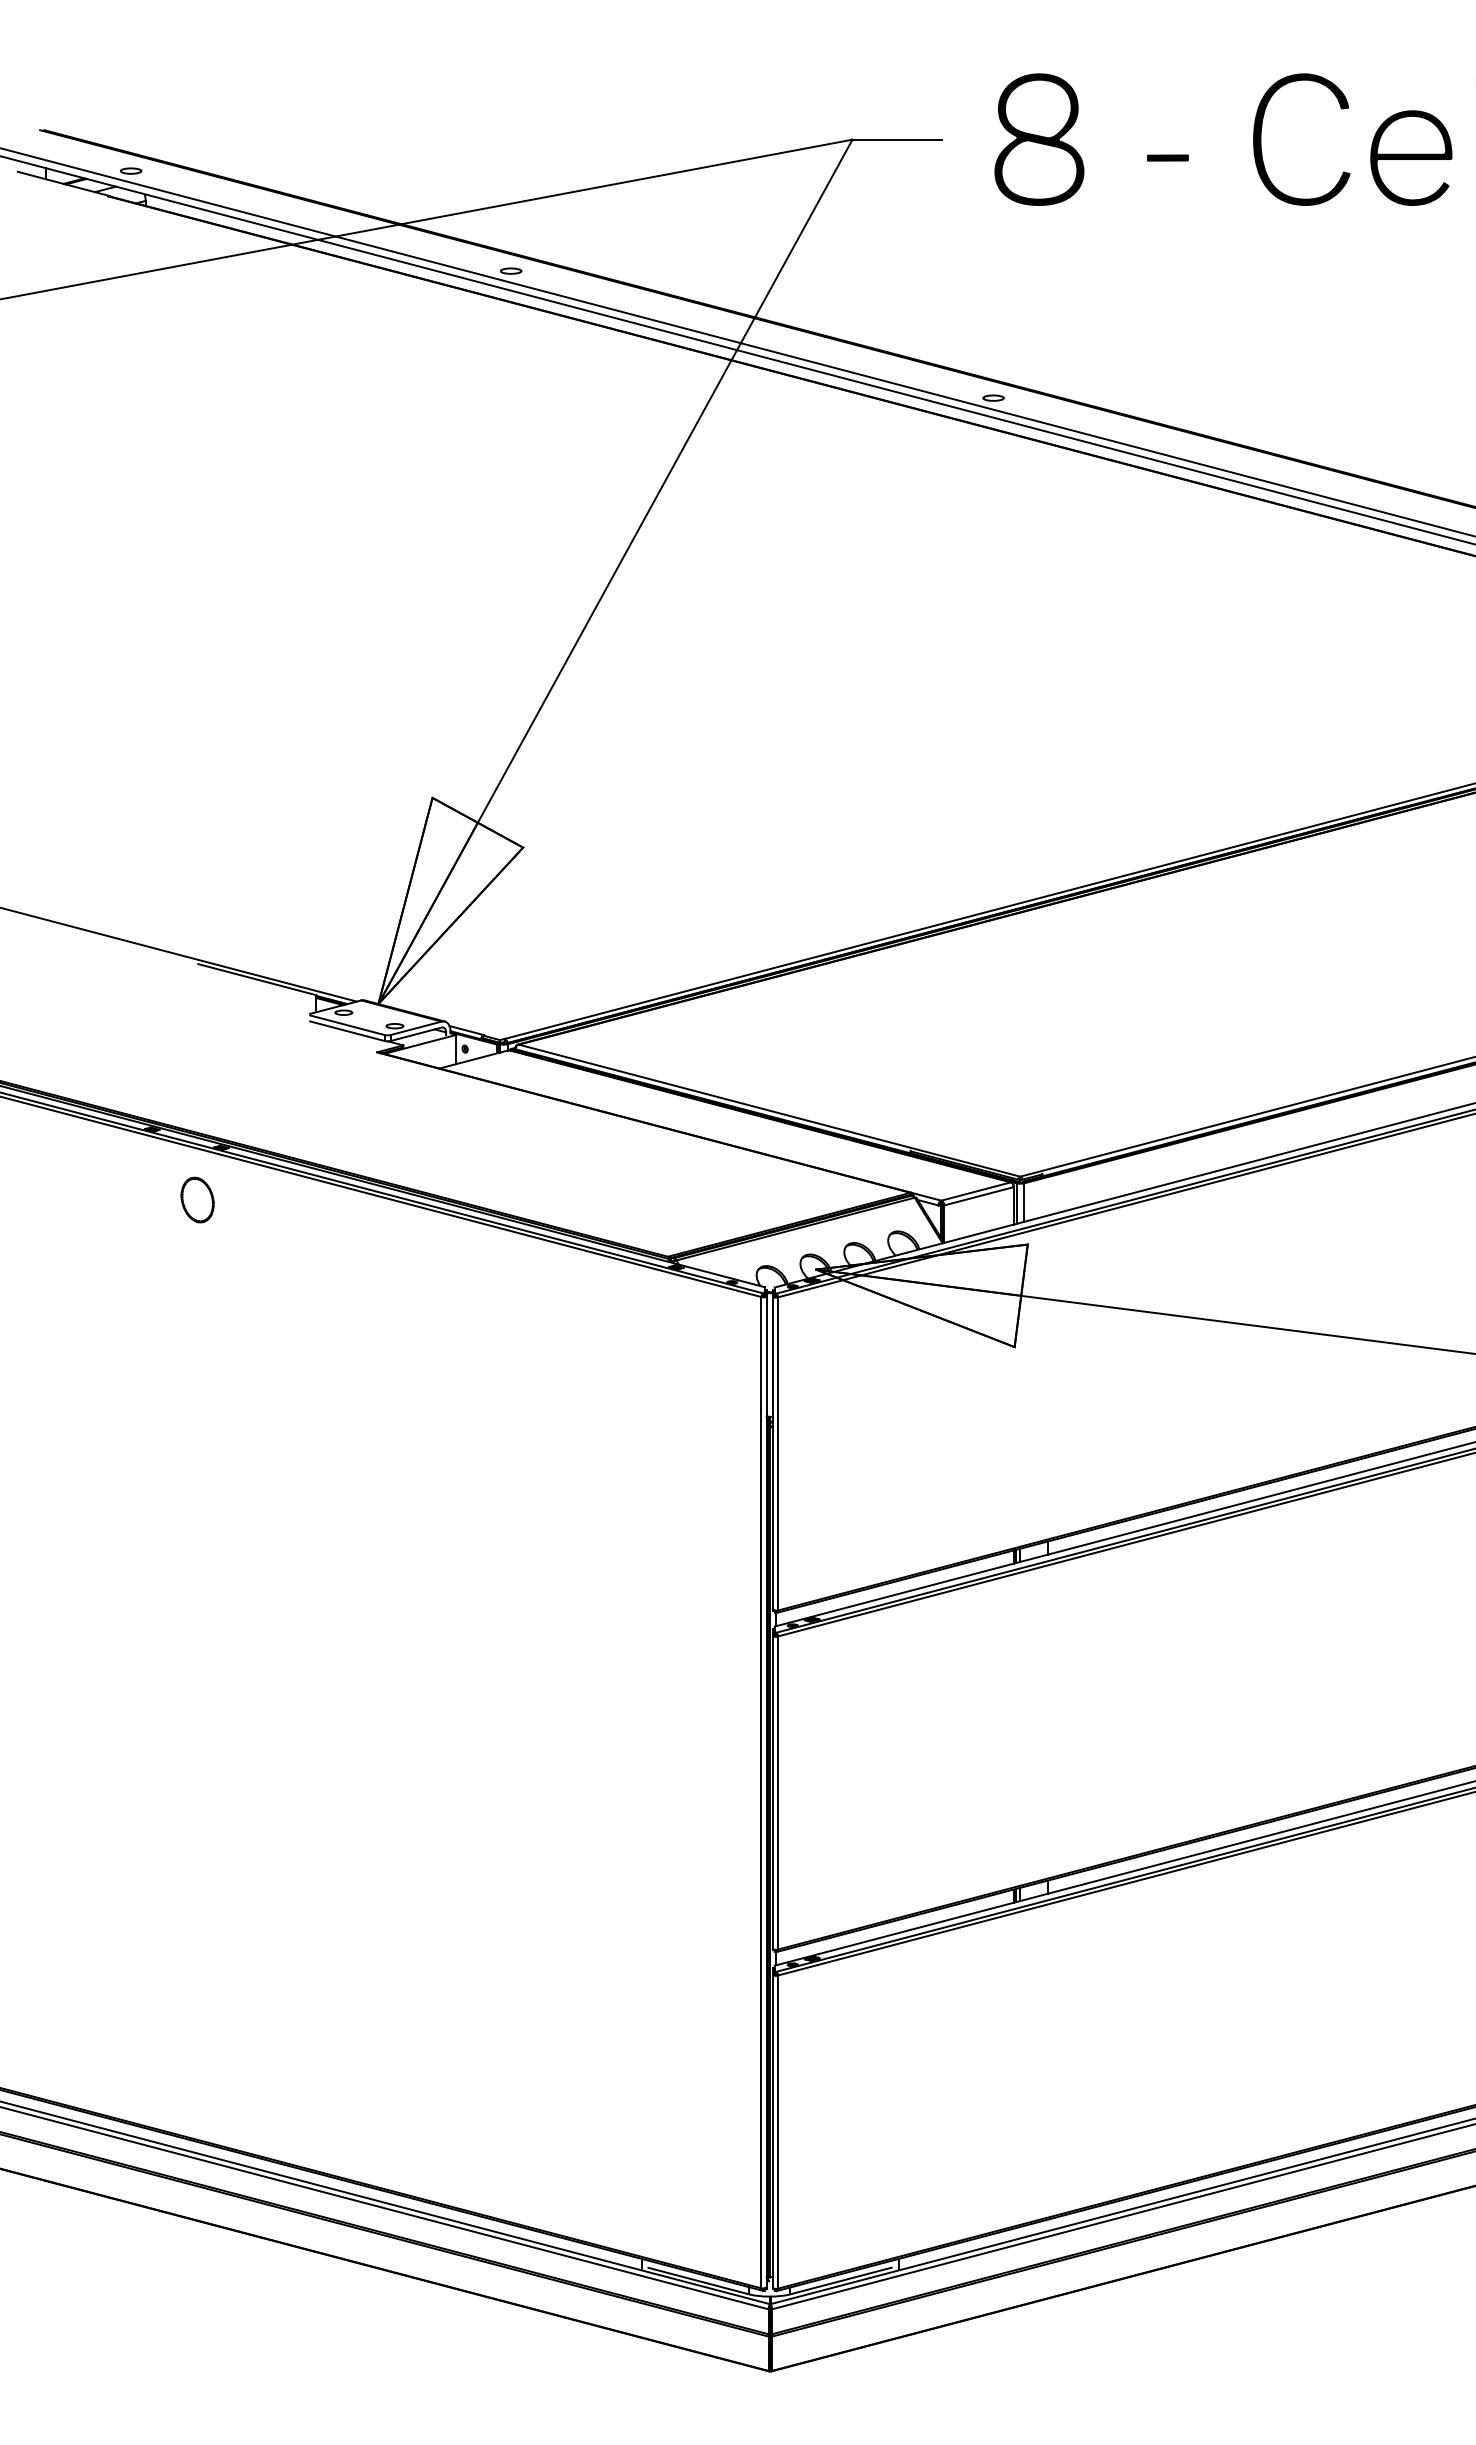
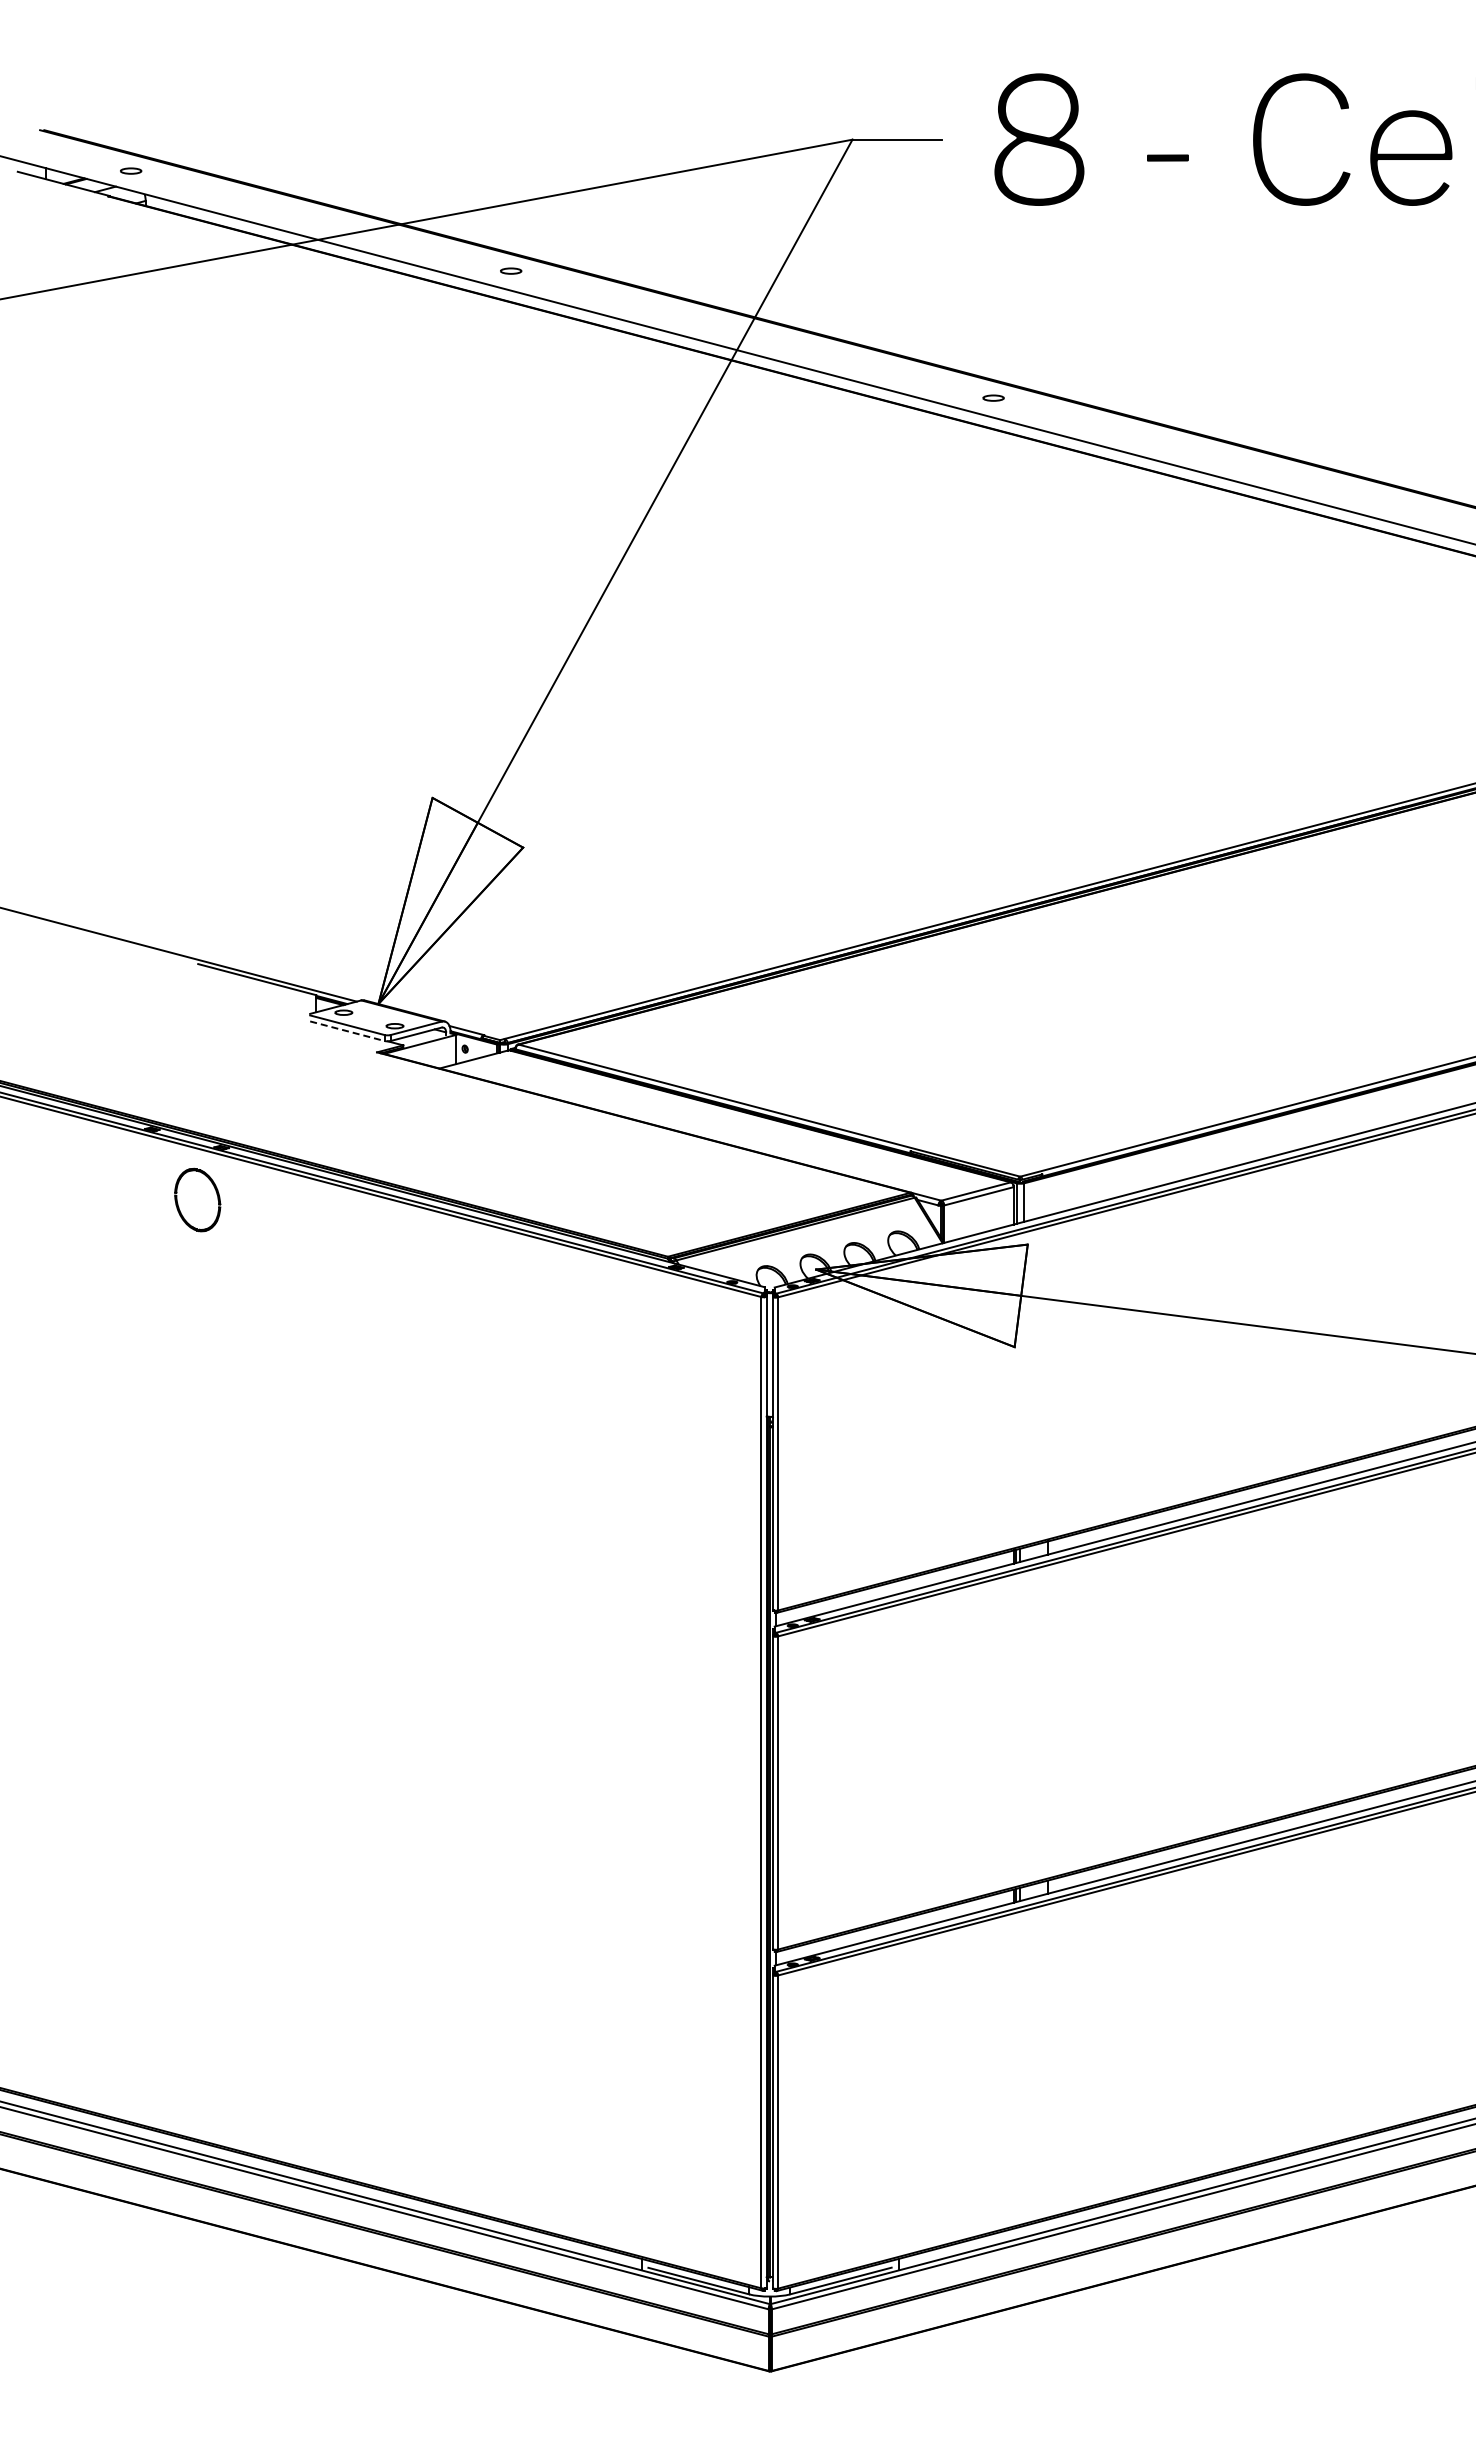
line: present -> none (737, 341)
line: solid -> dashed (347, 1031)
part size: 35x48 px -> 48x66 px (197, 1199)
